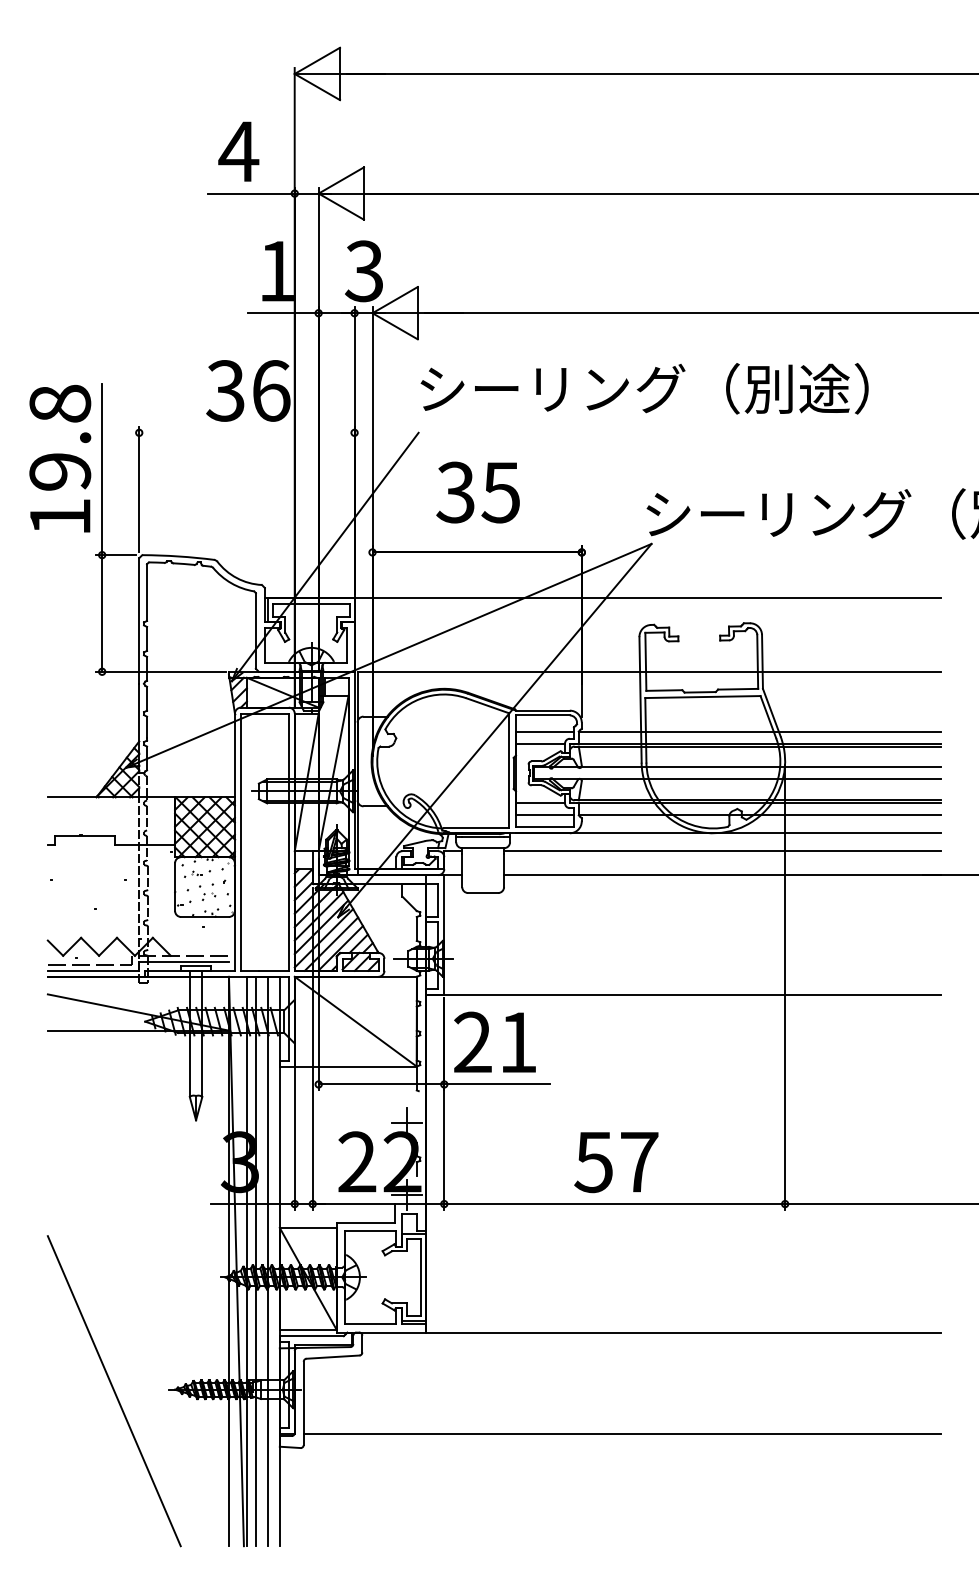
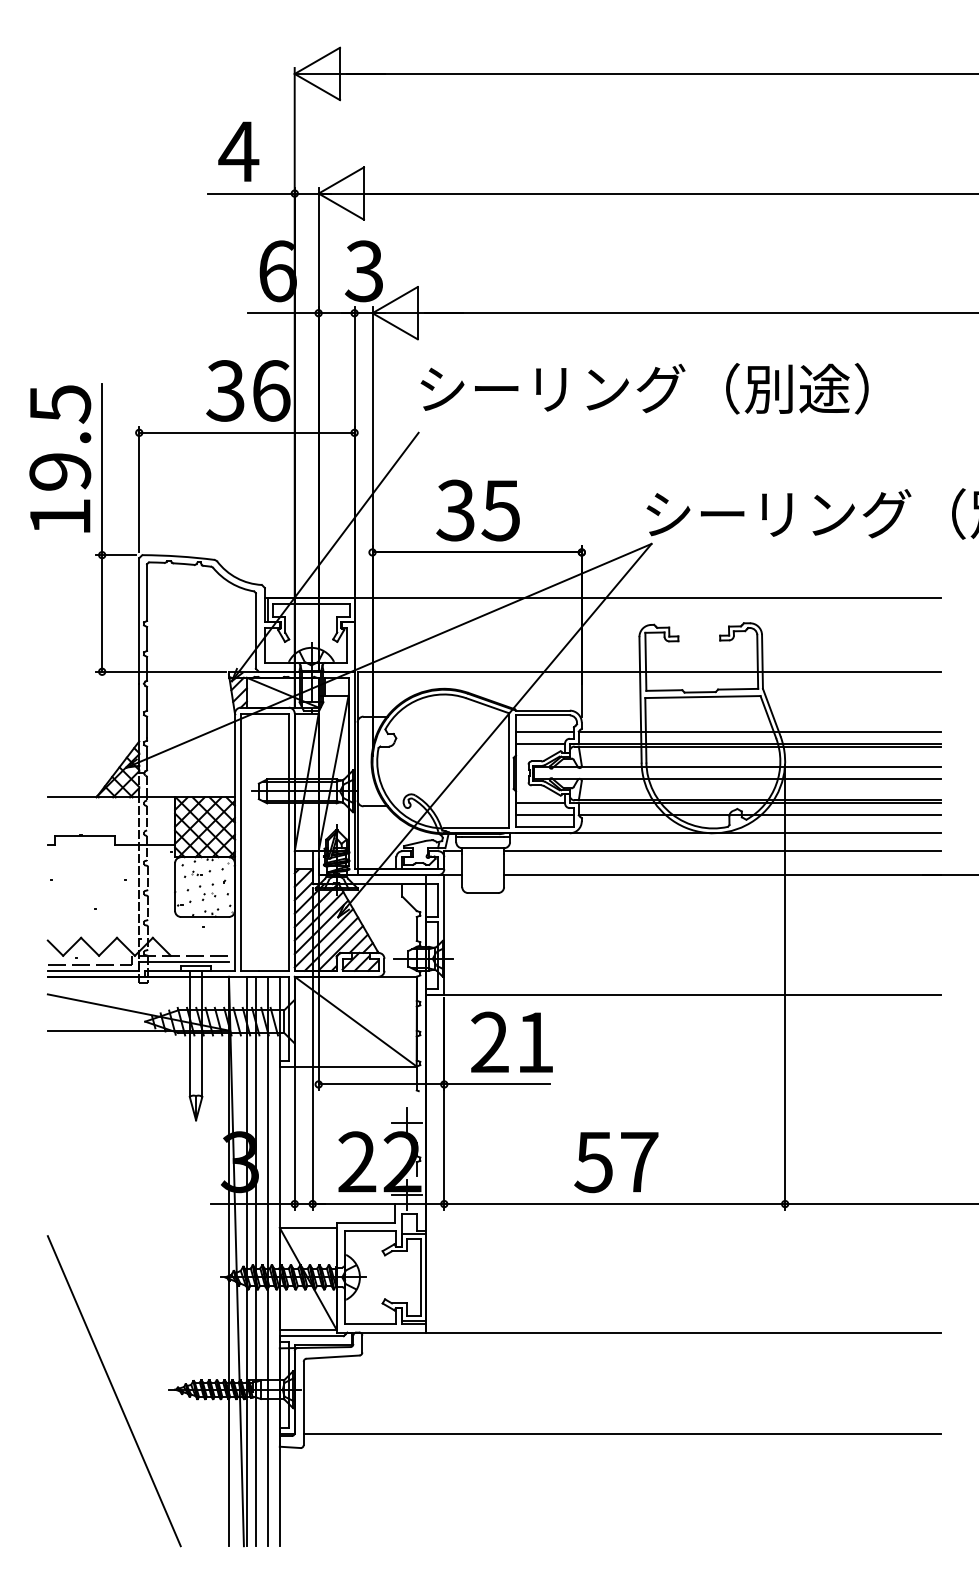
text: 1 -> 6 (277, 271)
text: 19.8 -> 19.5 (60, 403)
line: none -> present (246, 432)
text position: (477, 492) -> (477, 510) (477, 510)
text position: (494, 1041) -> (511, 1041) (511, 1041)
